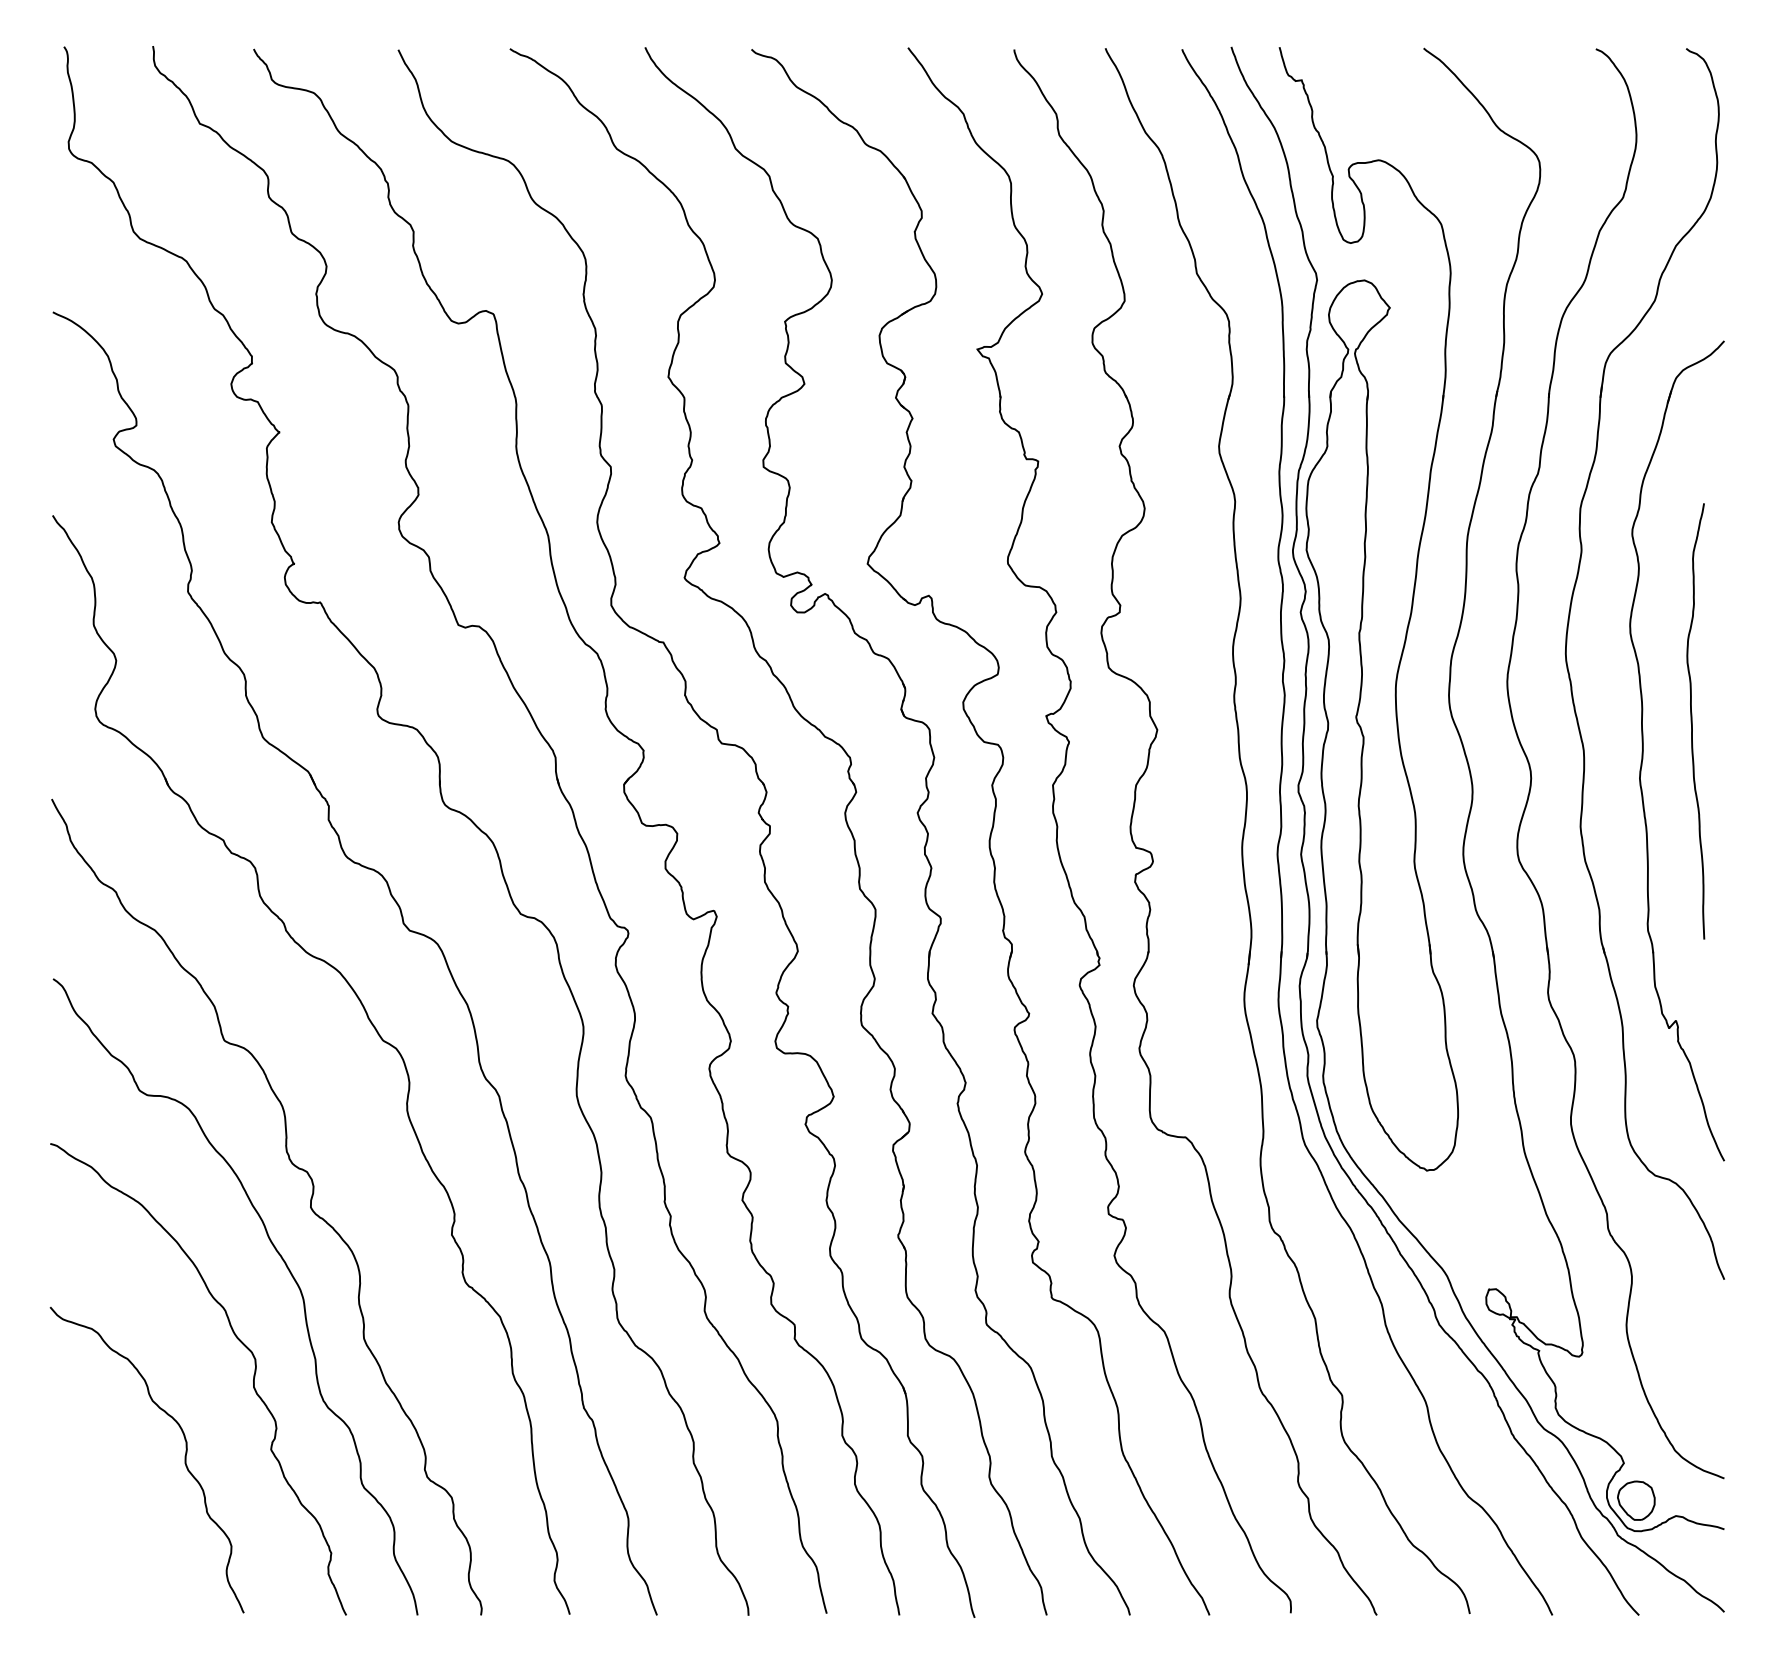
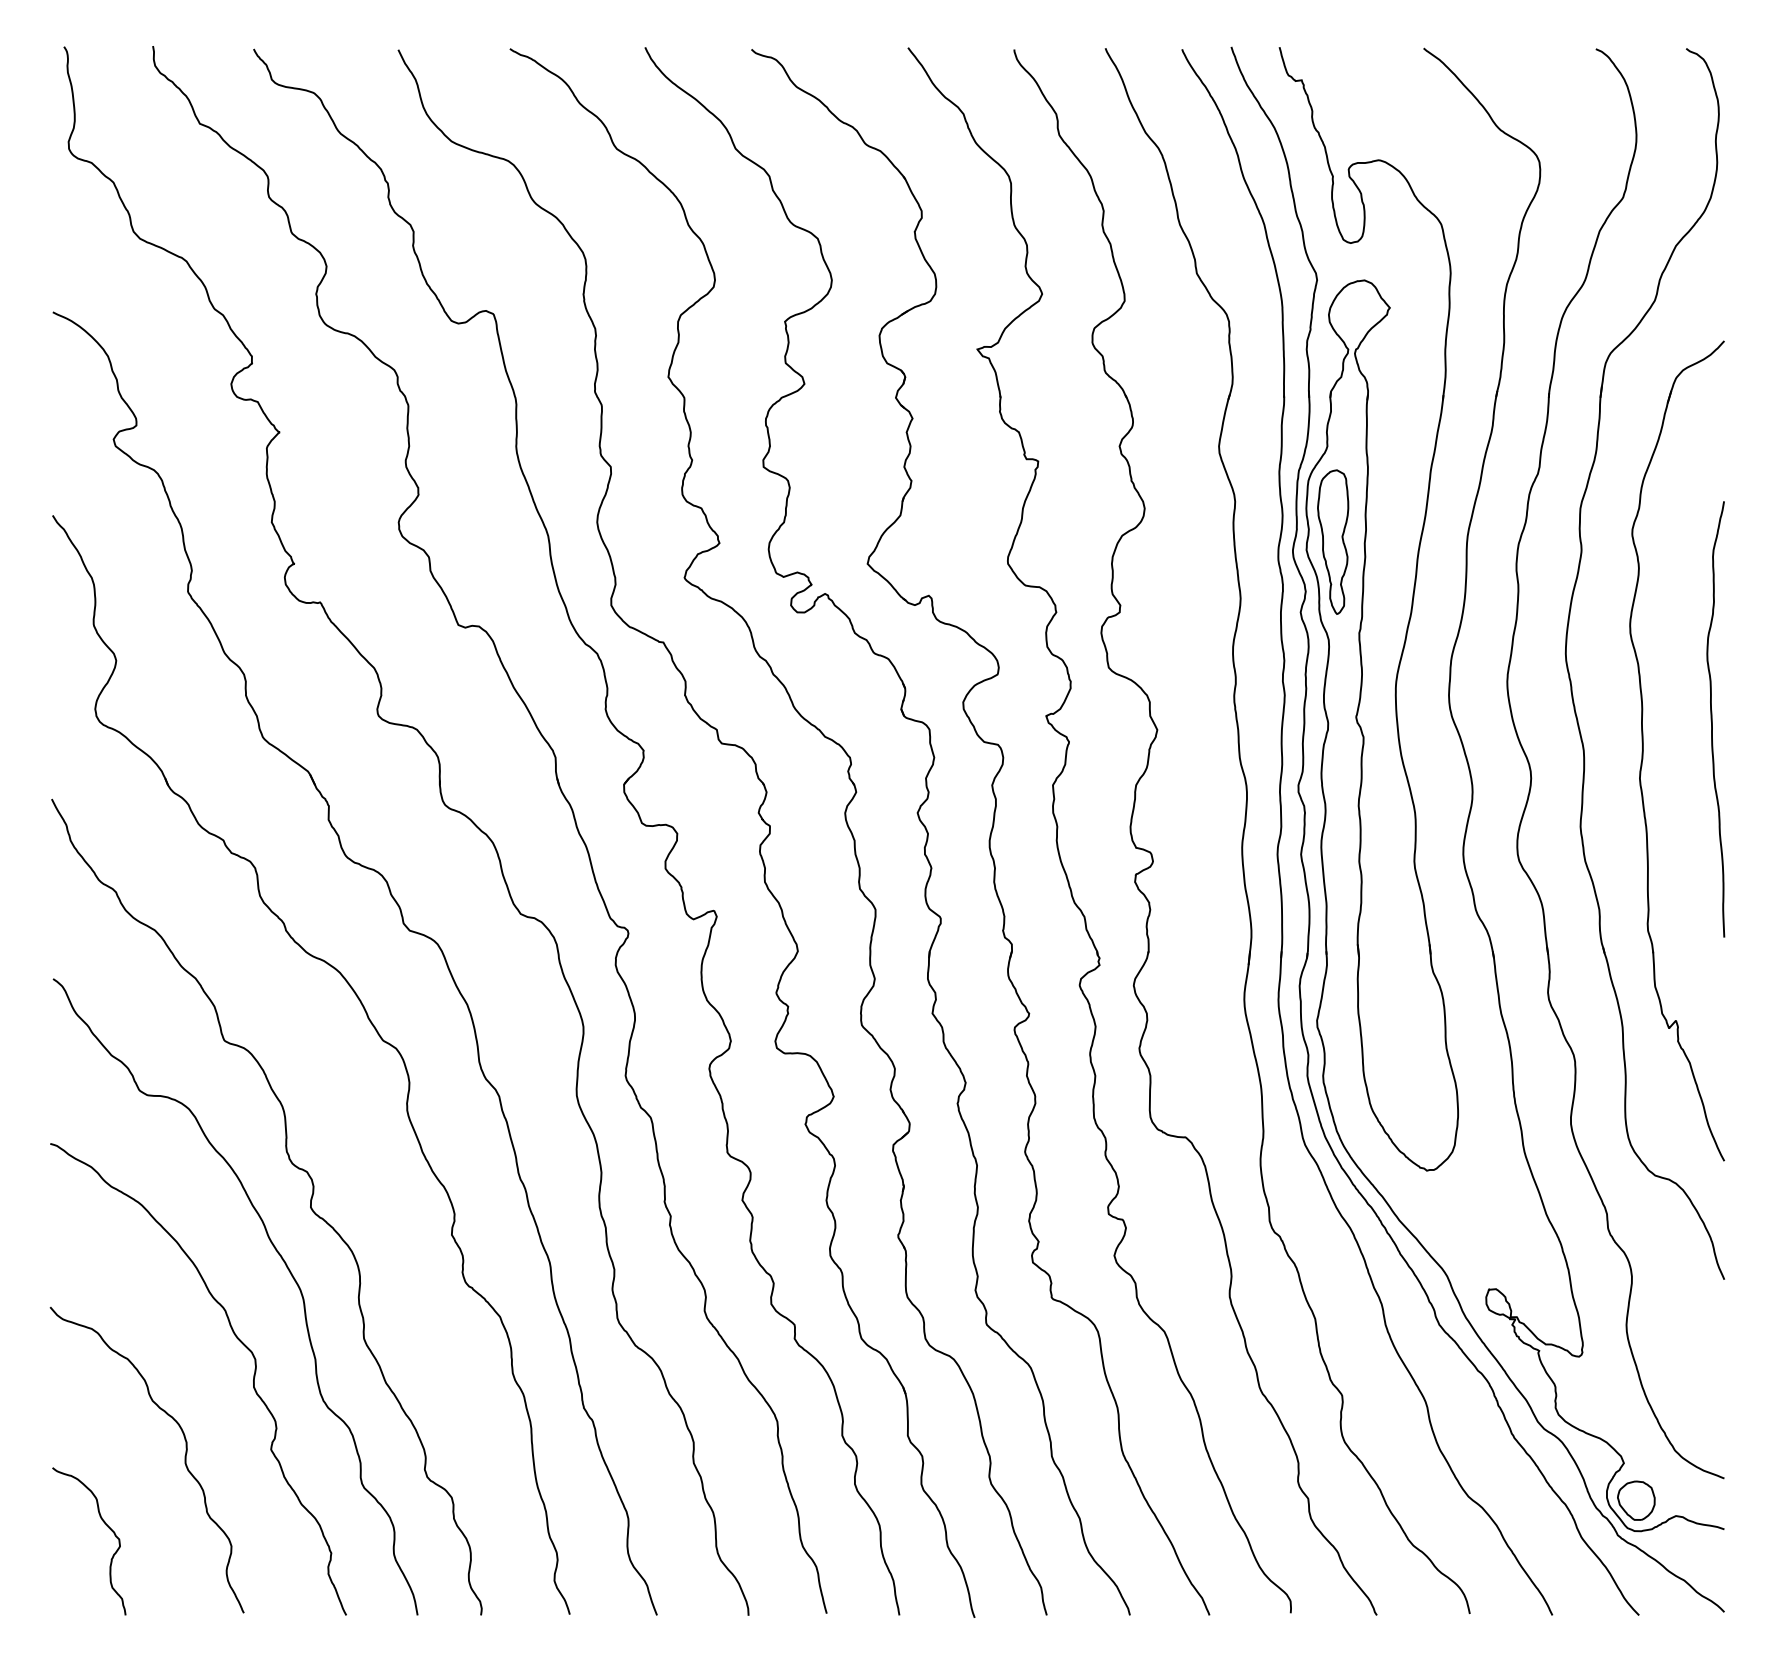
part: none -> present (1333, 541)
curve position: (1692, 721) -> (1712, 719) (1712, 719)
curve: none -> present (108, 1528)
